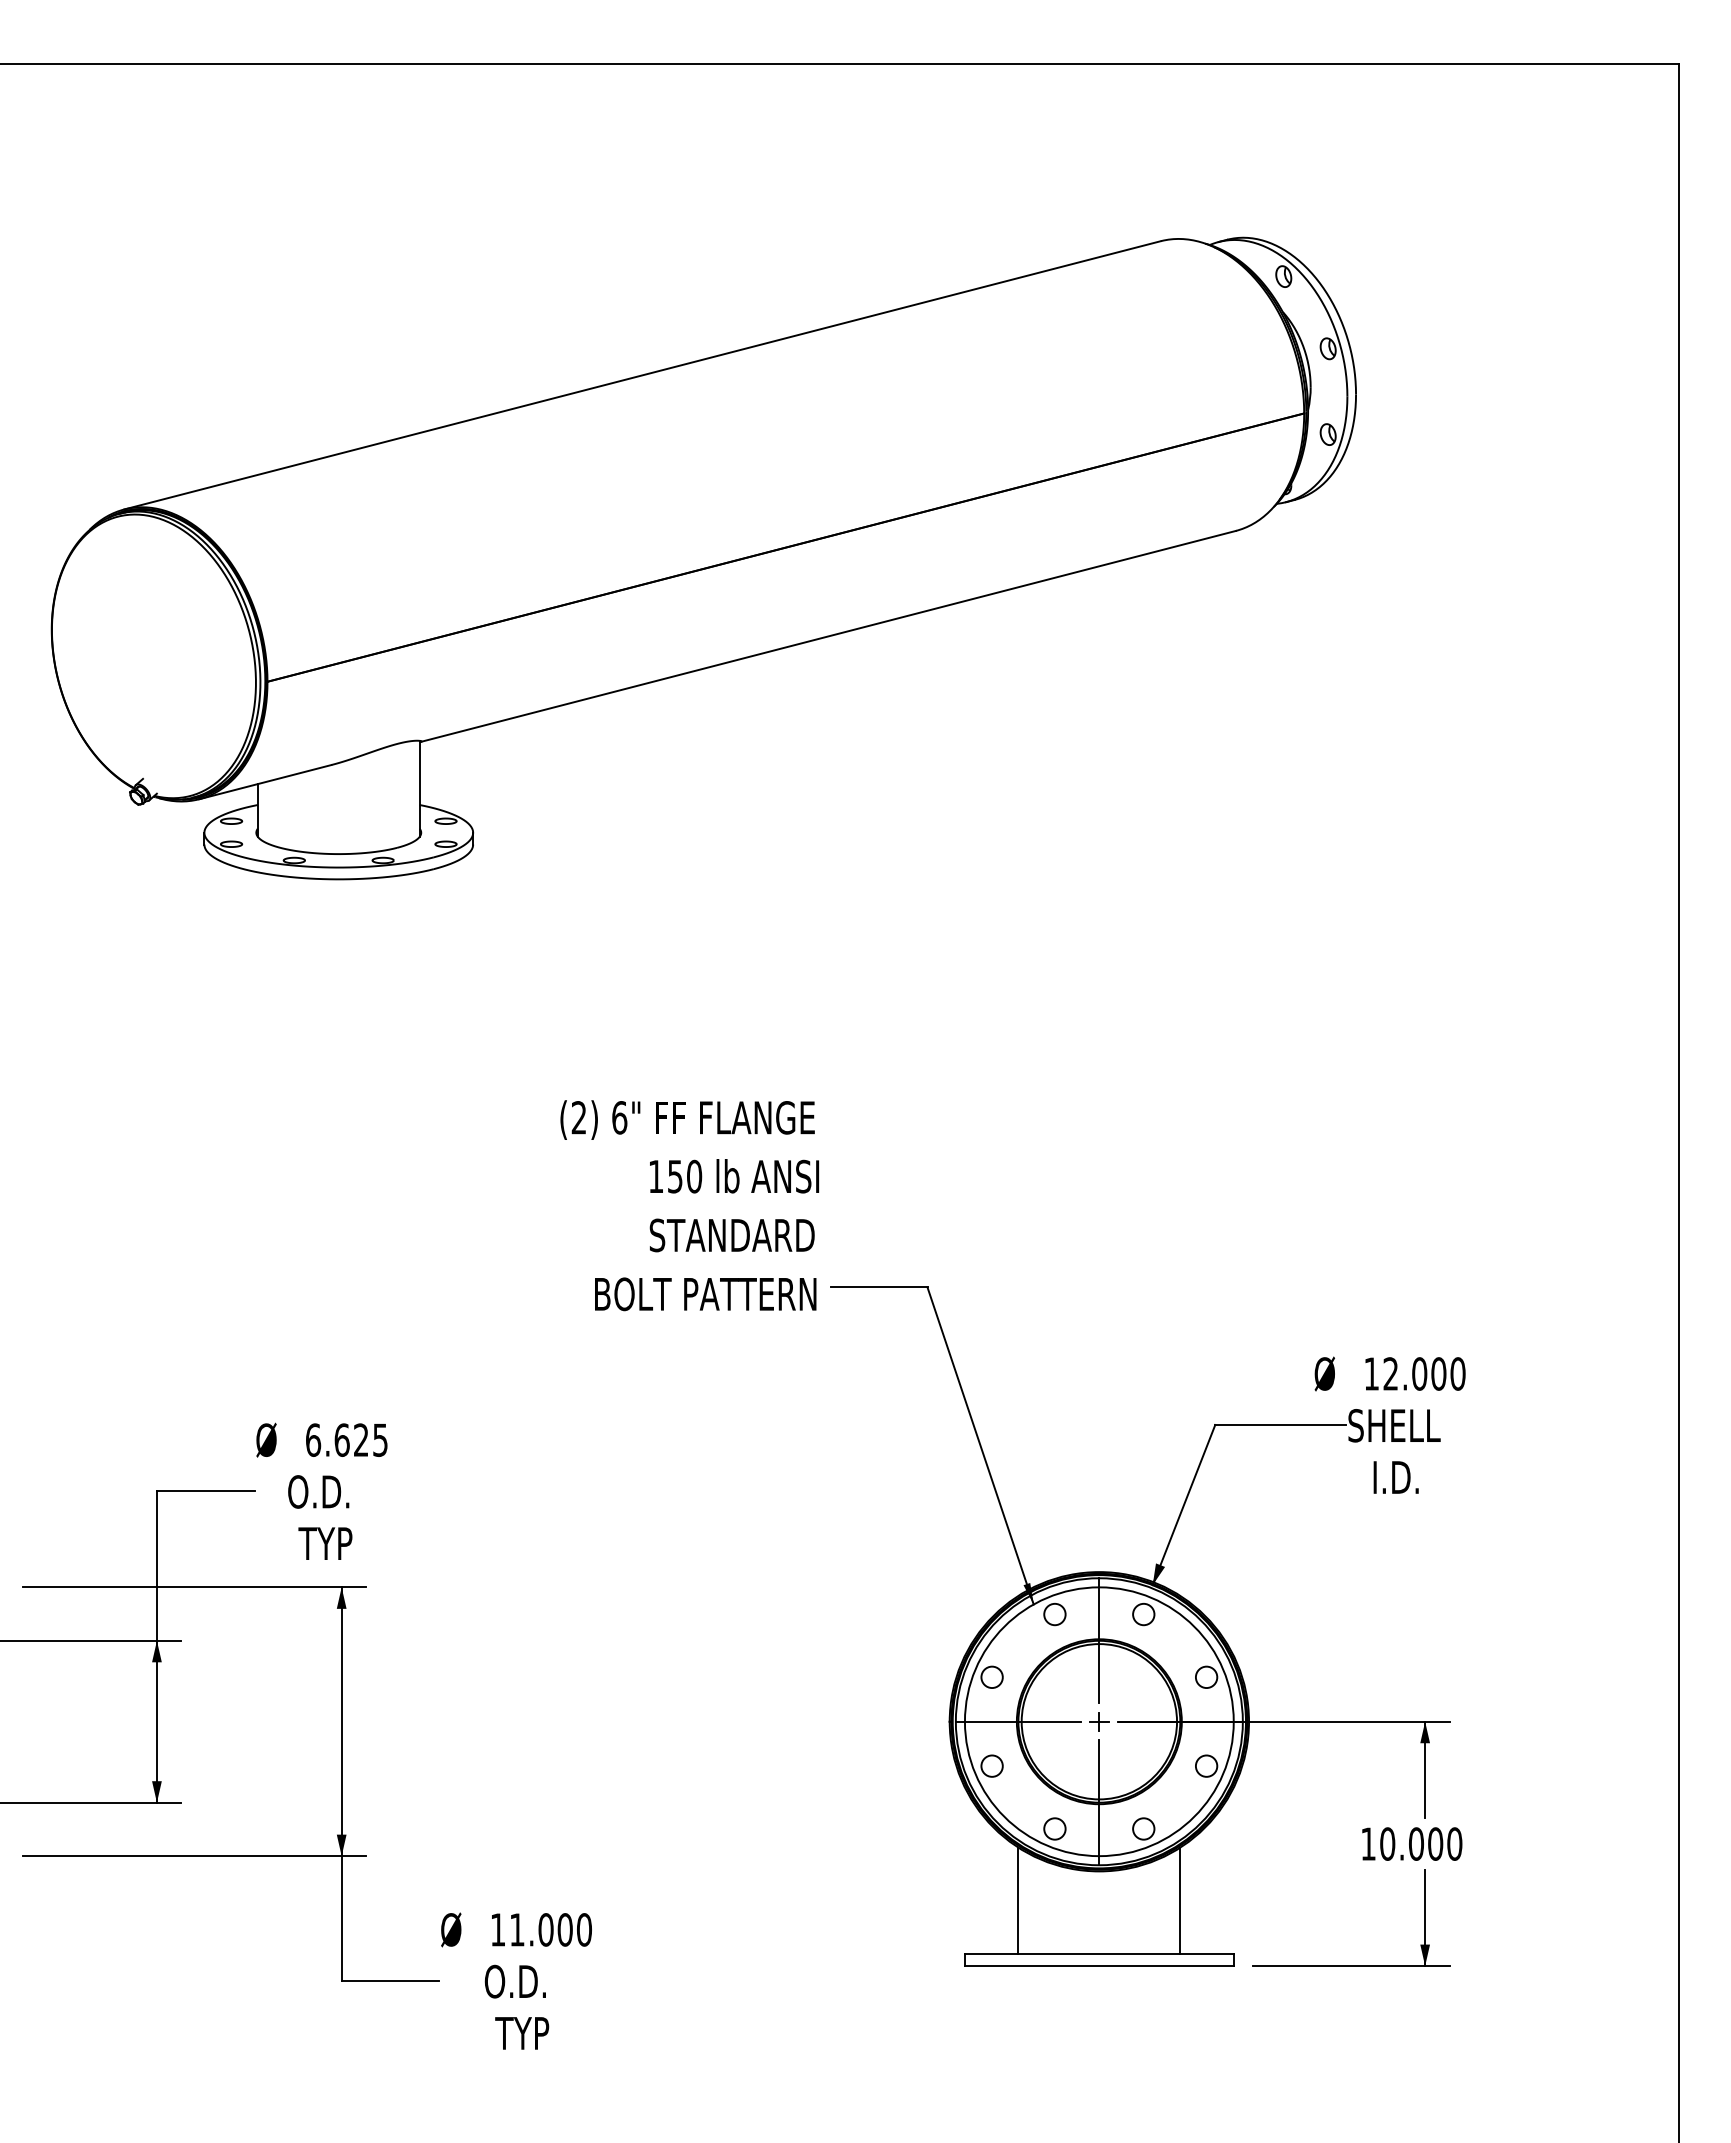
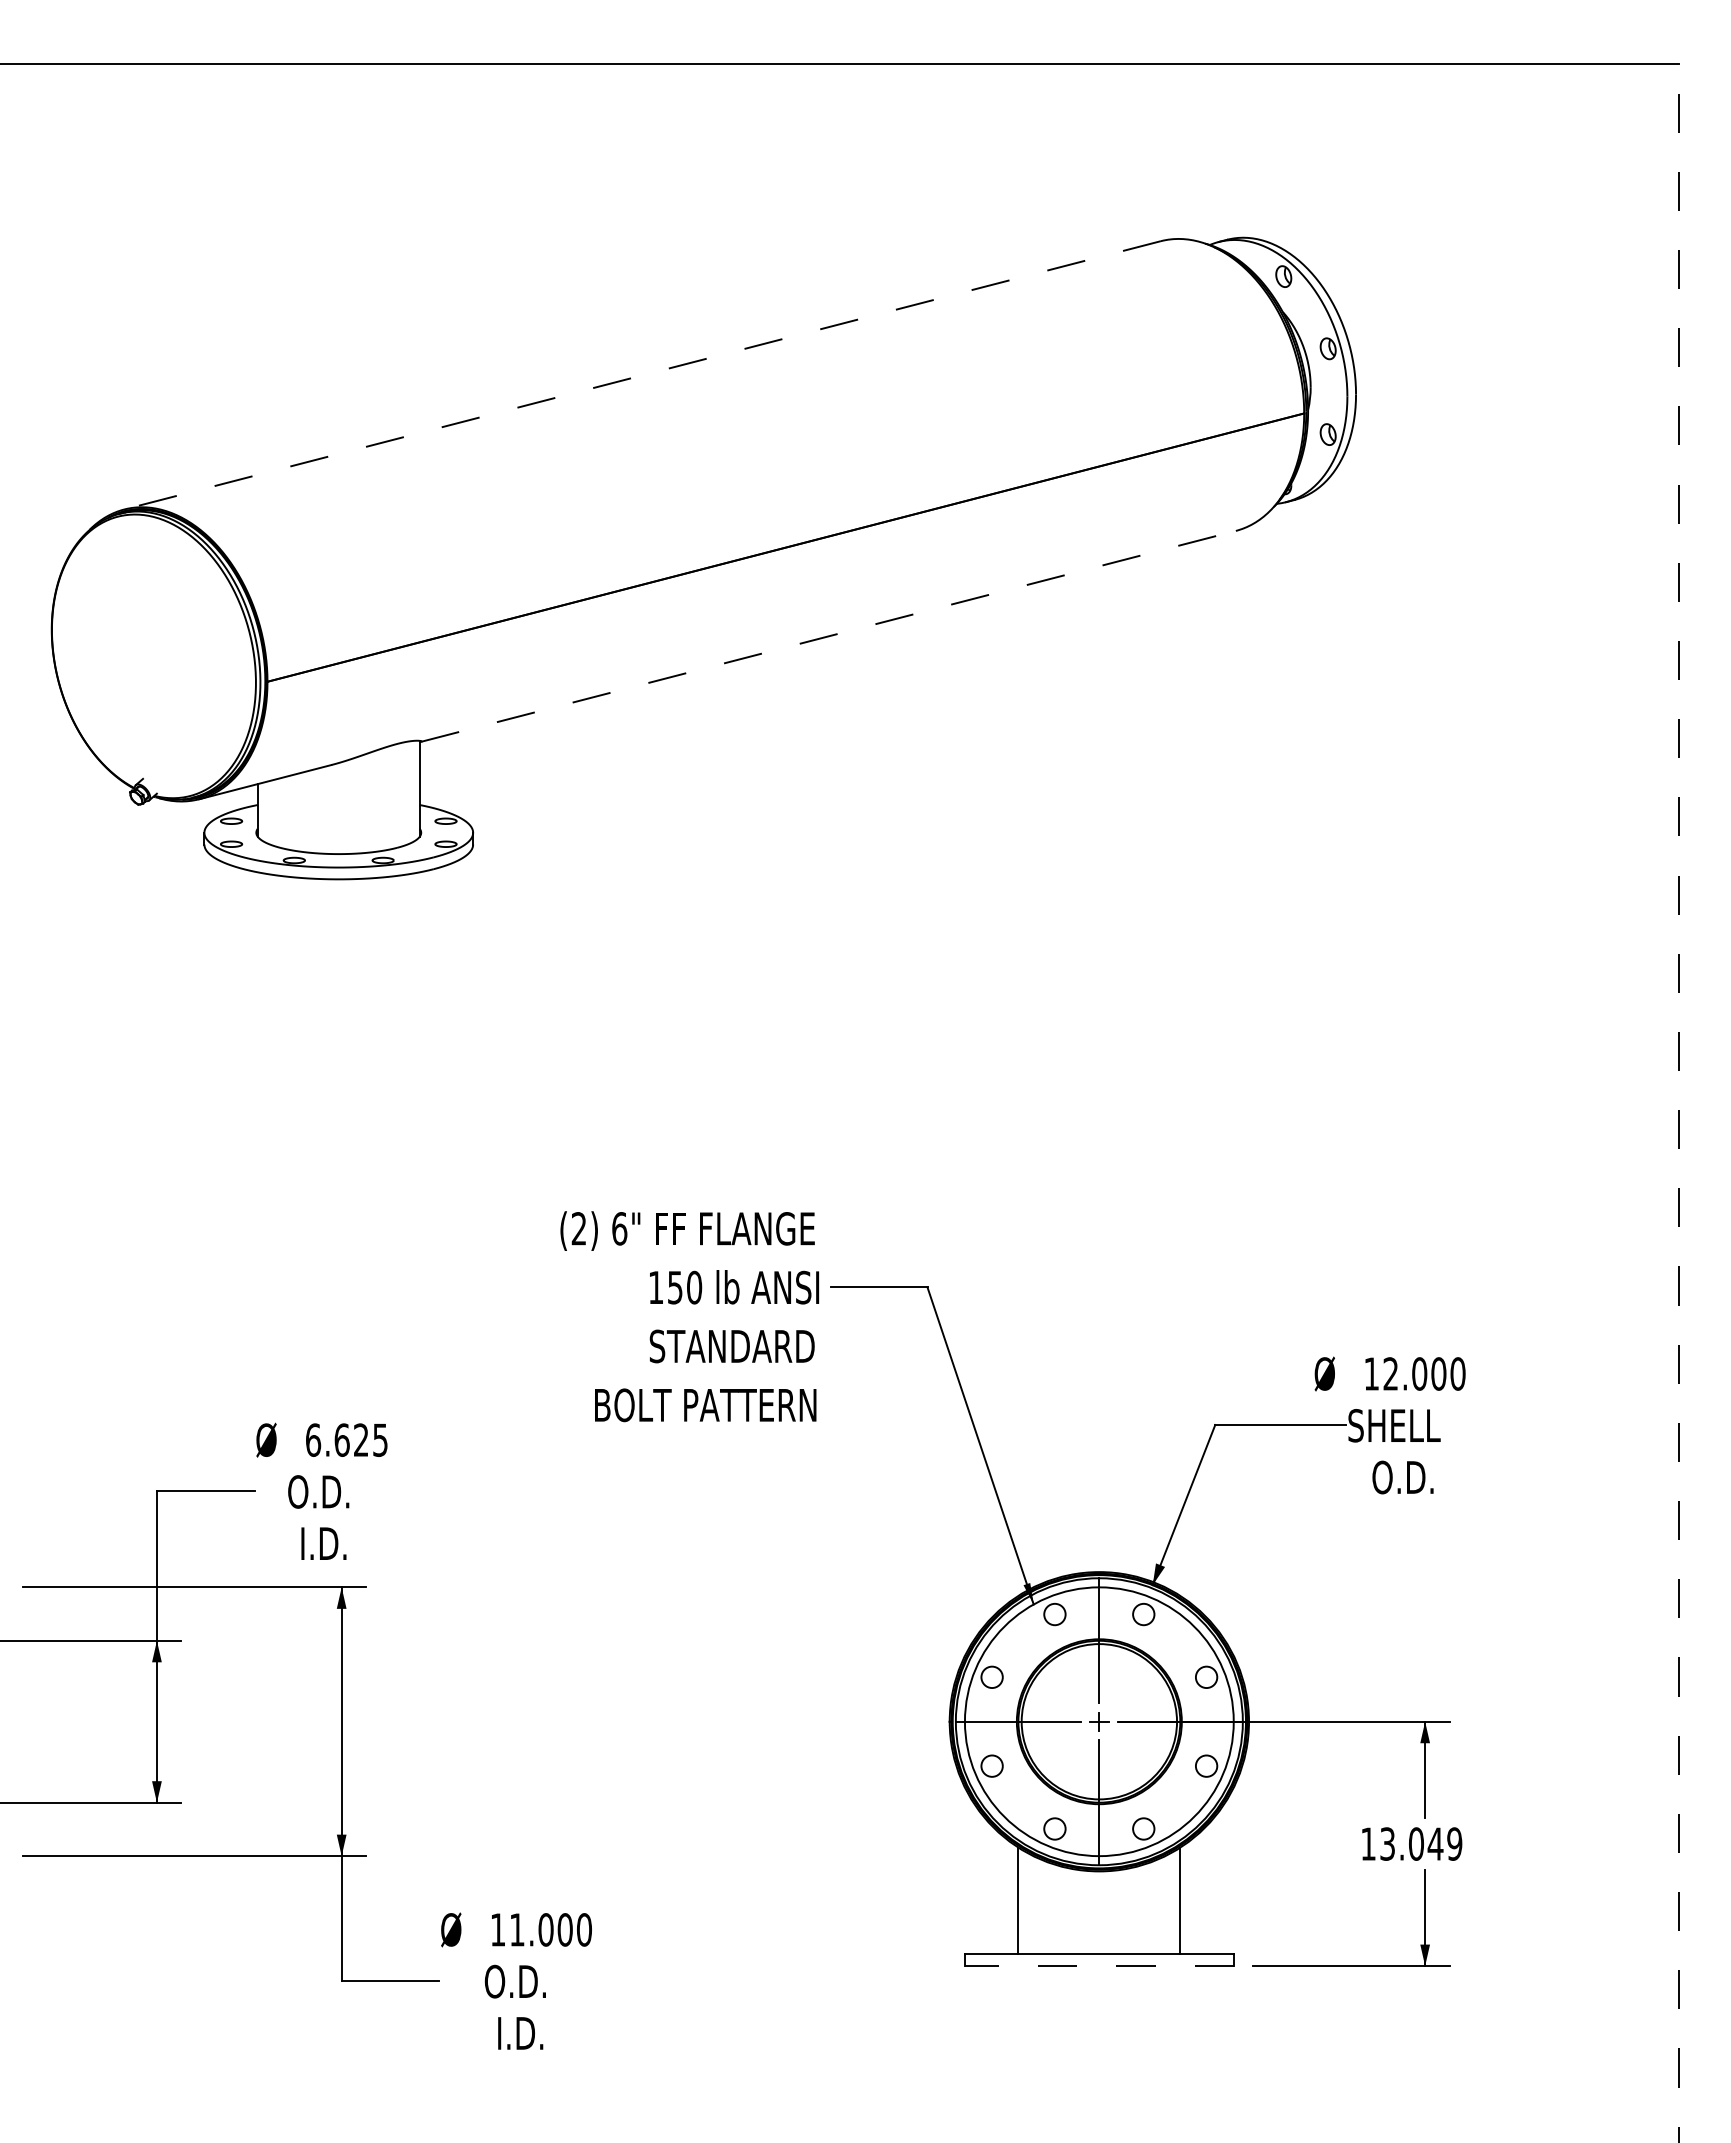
line: solid -> dashed (642, 375)
line: solid -> dashed (828, 636)
line: solid -> dashed (1679, 1103)
text position: (689, 1205) -> (689, 1316) (689, 1316)
text: I.D. -> O.D. (1402, 1477)
text: TYP -> I.D. (325, 1543)
text: 10.000 -> 13.049 (1421, 1843)
line: solid -> dashed (1098, 1966)
text: TYP -> I.D. (522, 2033)
